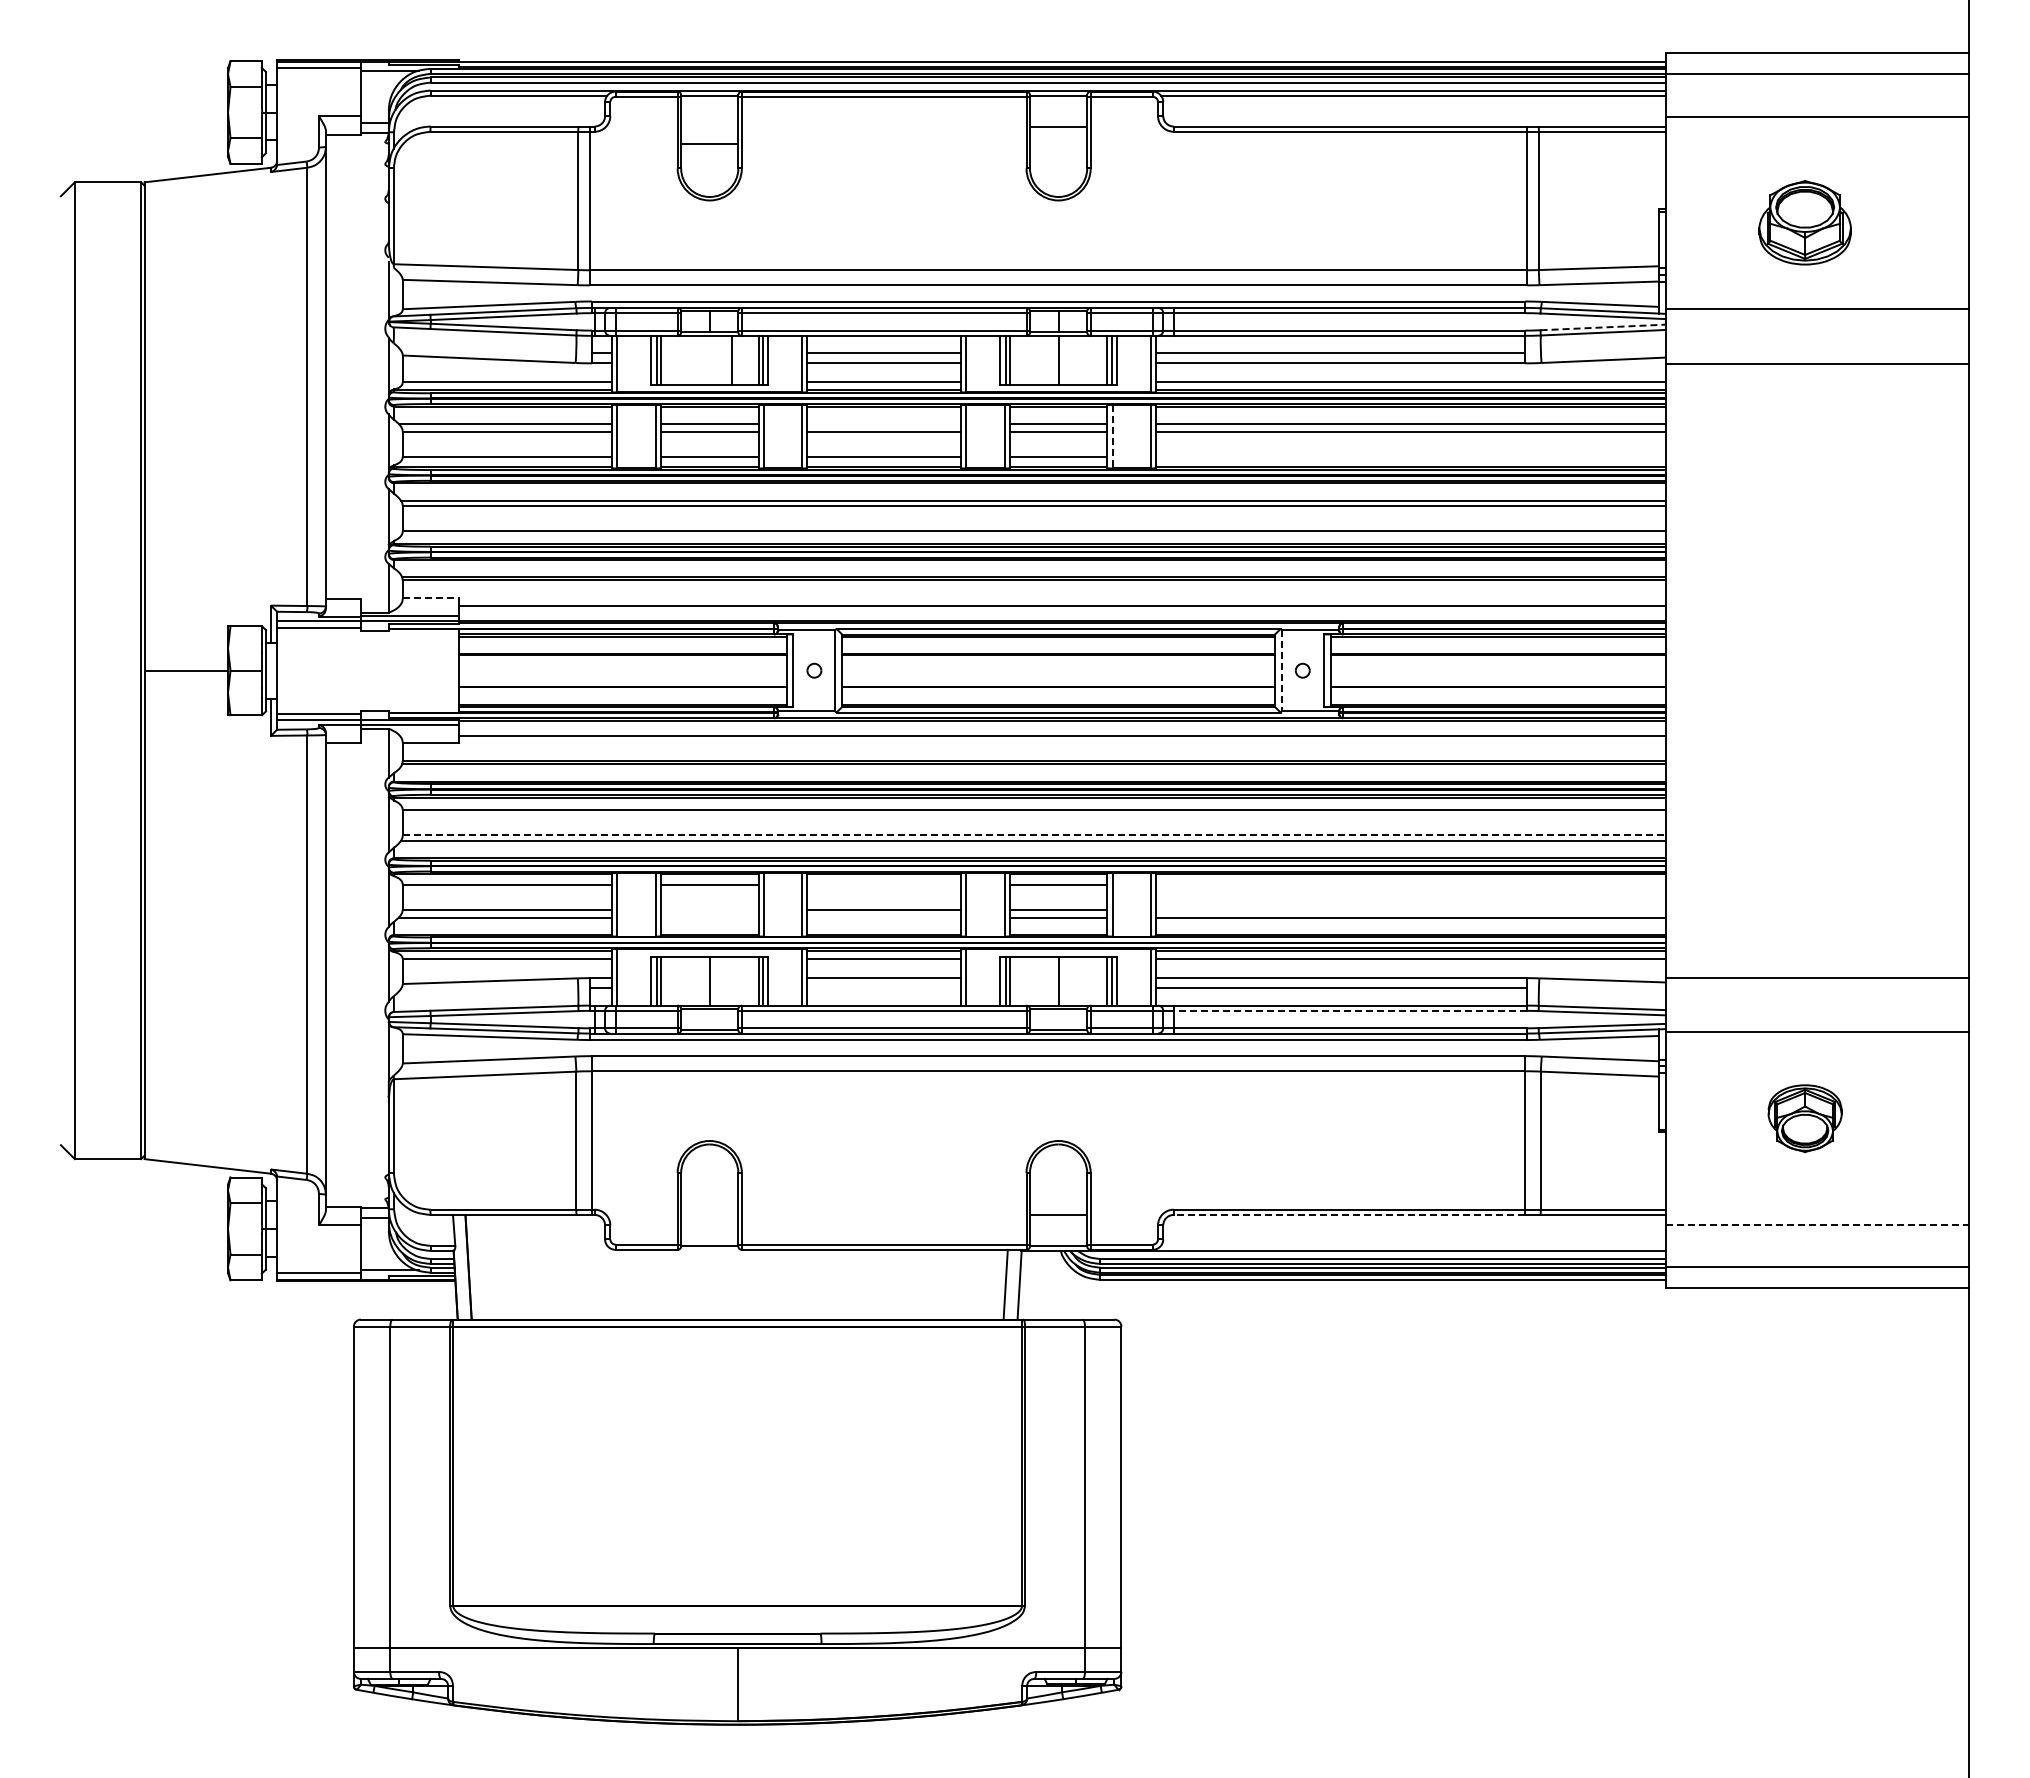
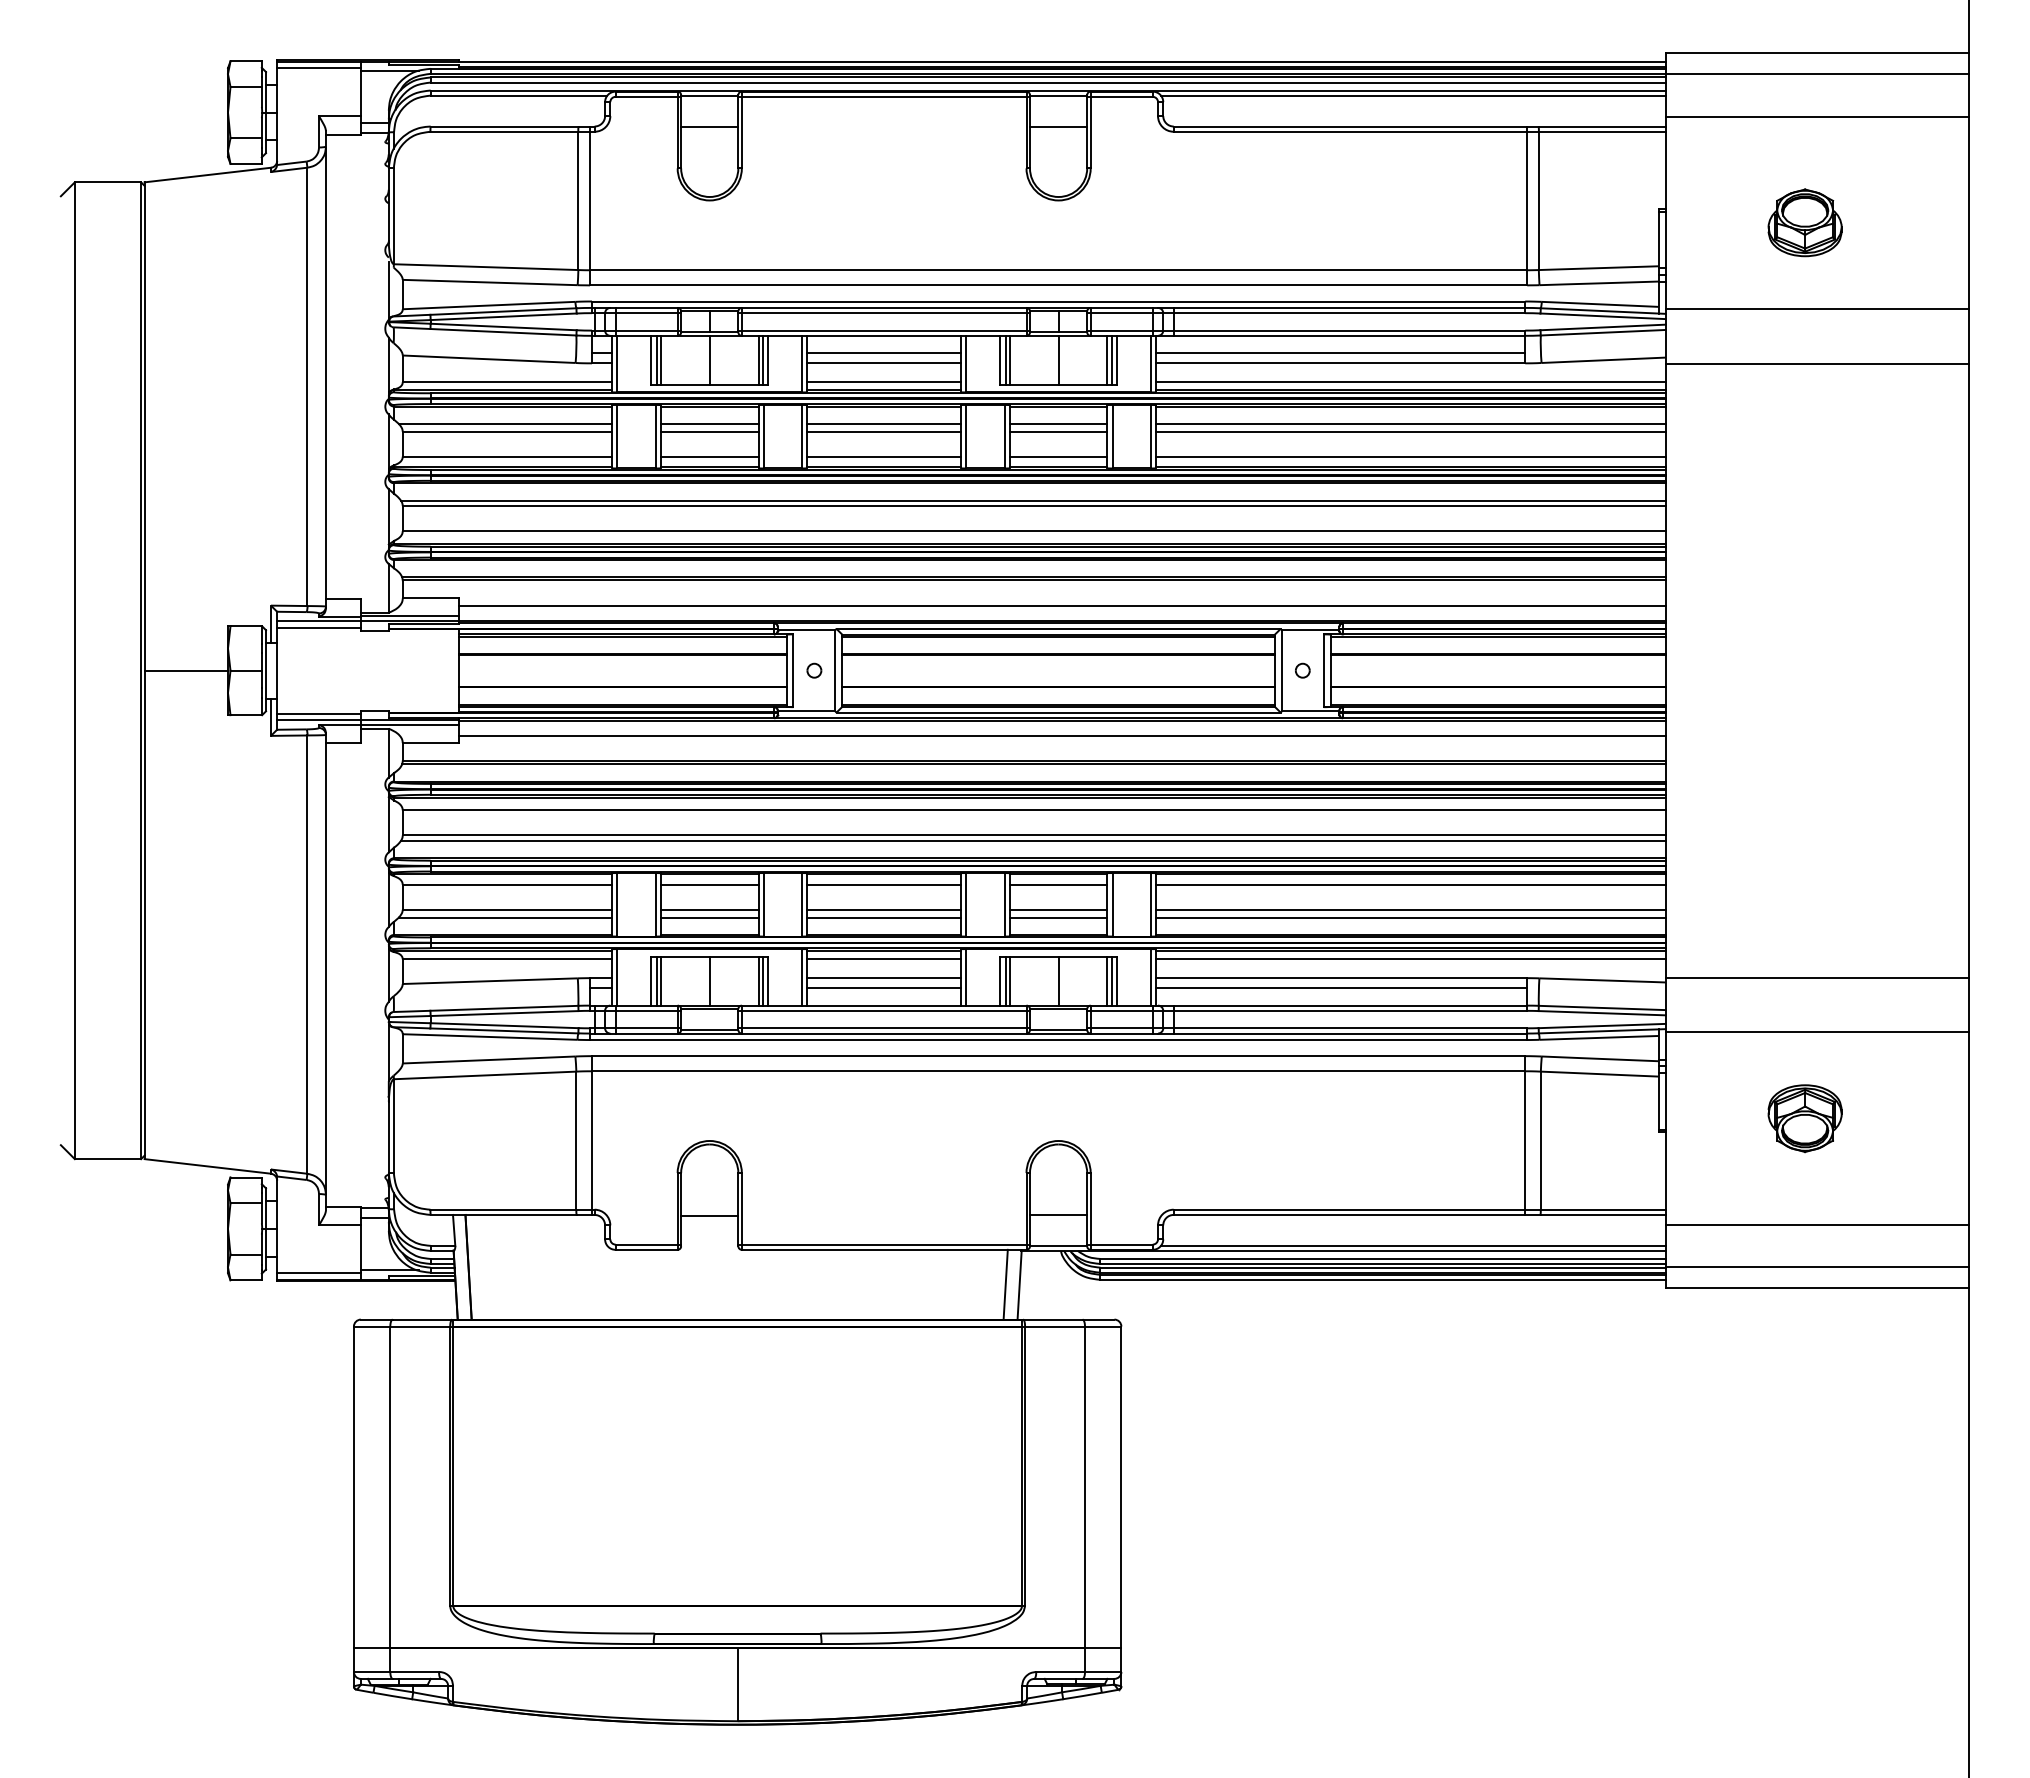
line position: (709, 143) -> (709, 126) (709, 126)
part size: 94x86 px -> 76x70 px (1804, 222)
line: dashed -> solid (1603, 327)
line position: (731, 359) -> (709, 359) (709, 359)
line: none -> present (883, 423)
line: dashed -> solid (1112, 436)
line: none -> present (1410, 456)
line: dashed -> solid (430, 598)
line: dashed -> solid (1281, 670)
line: dashed -> solid (1034, 835)
line: none -> present (883, 884)
line: none -> present (1410, 884)
line: none -> present (709, 909)
line: none -> present (1410, 909)
line: none -> present (709, 917)
line: none -> present (883, 917)
line: none -> present (883, 988)
line: dashed -> solid (1350, 1010)
line: dashed -> solid (1349, 1214)
line: dashed -> solid (1817, 1224)
line: none -> present (1413, 1245)
line position: (709, 1246) -> (709, 1216) (709, 1216)
